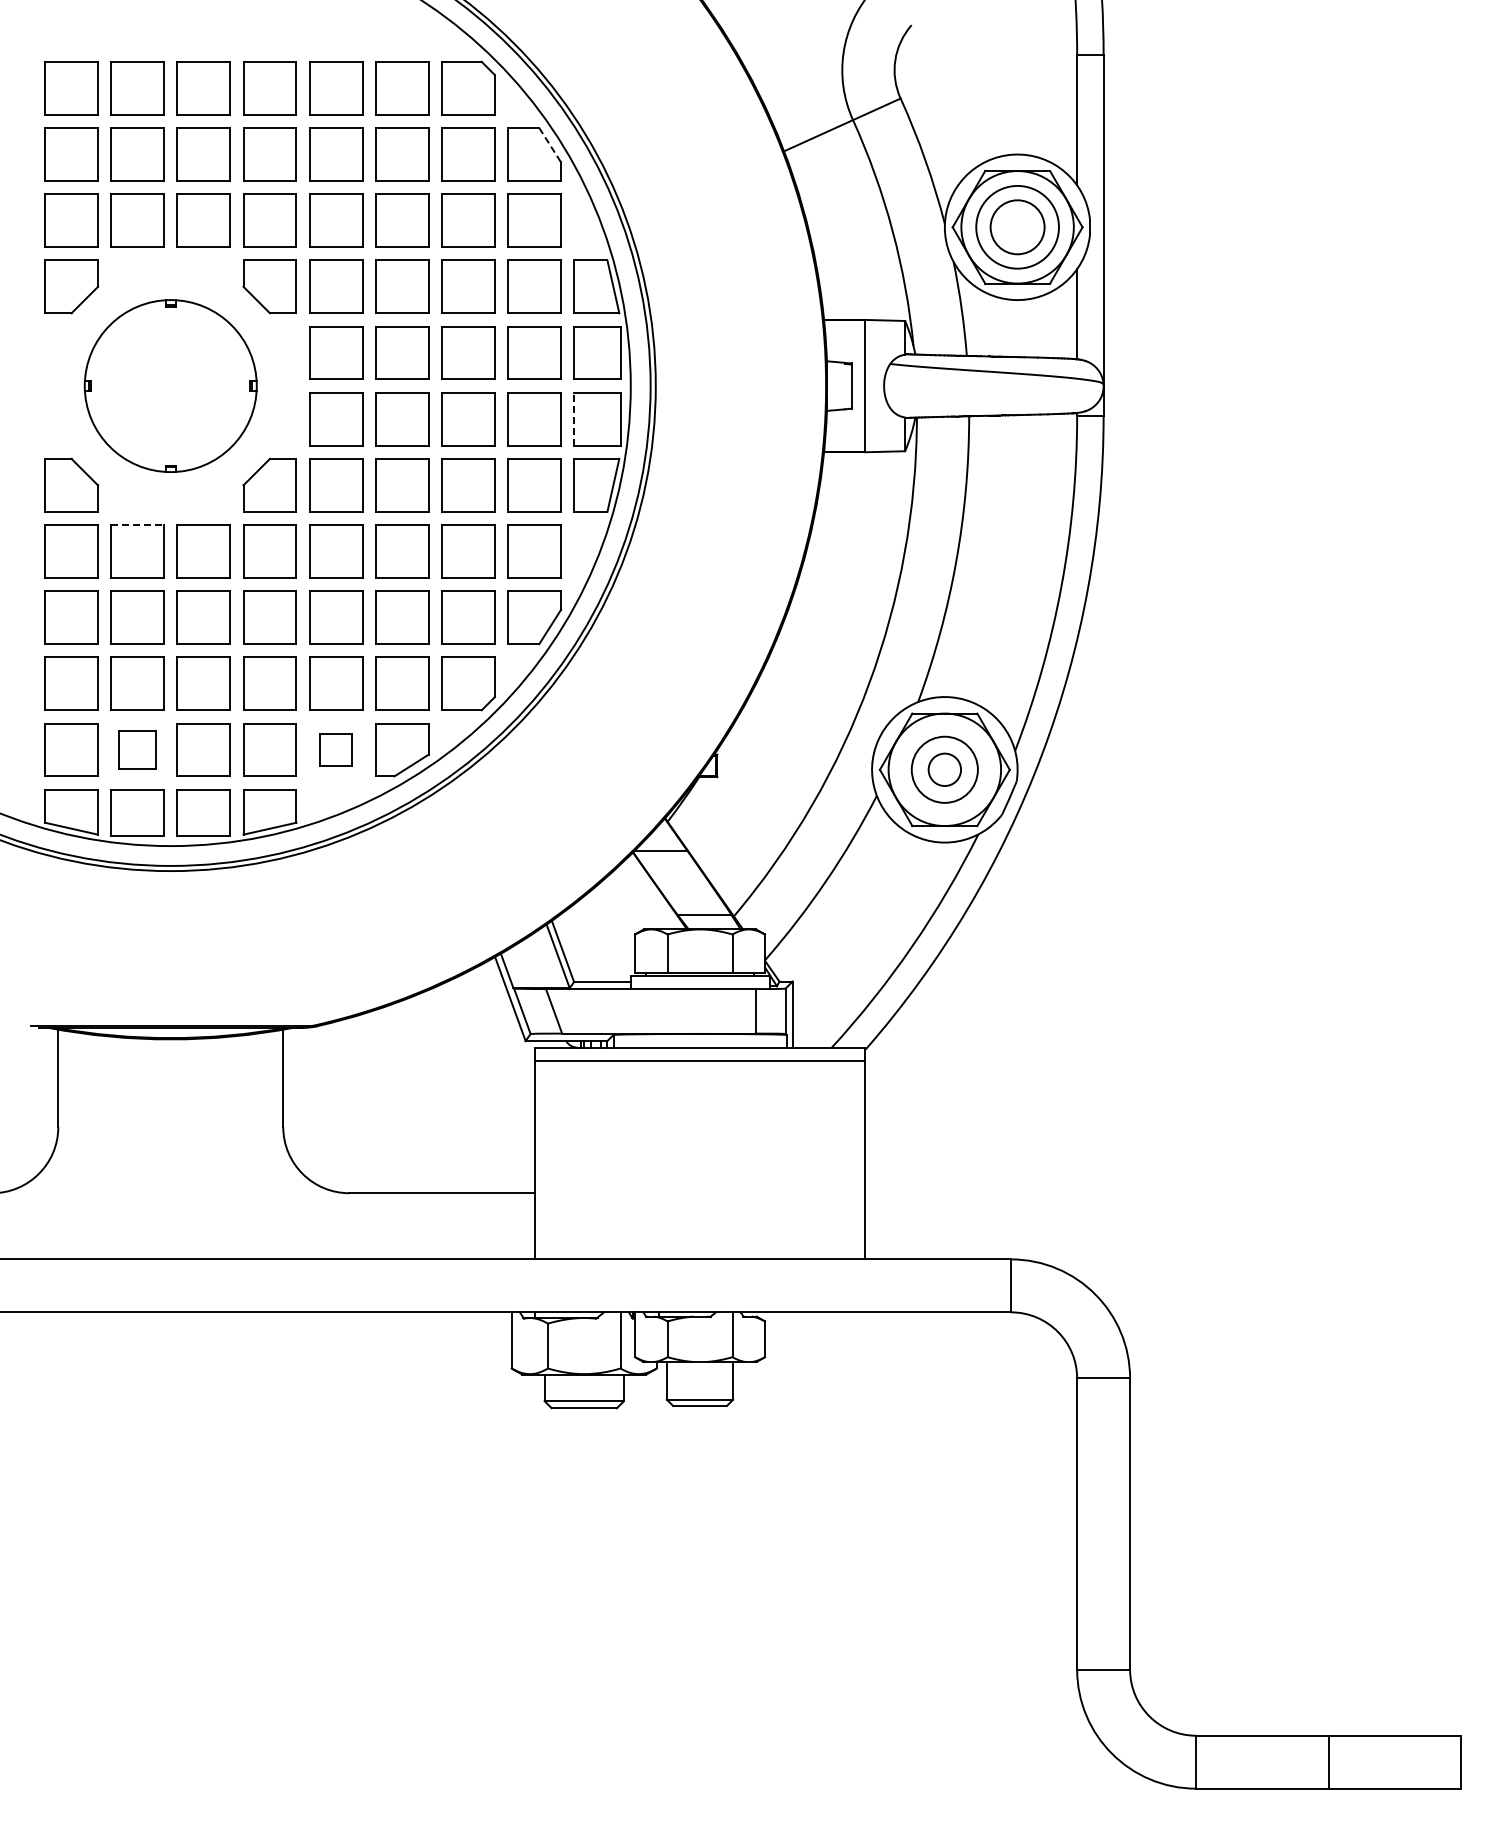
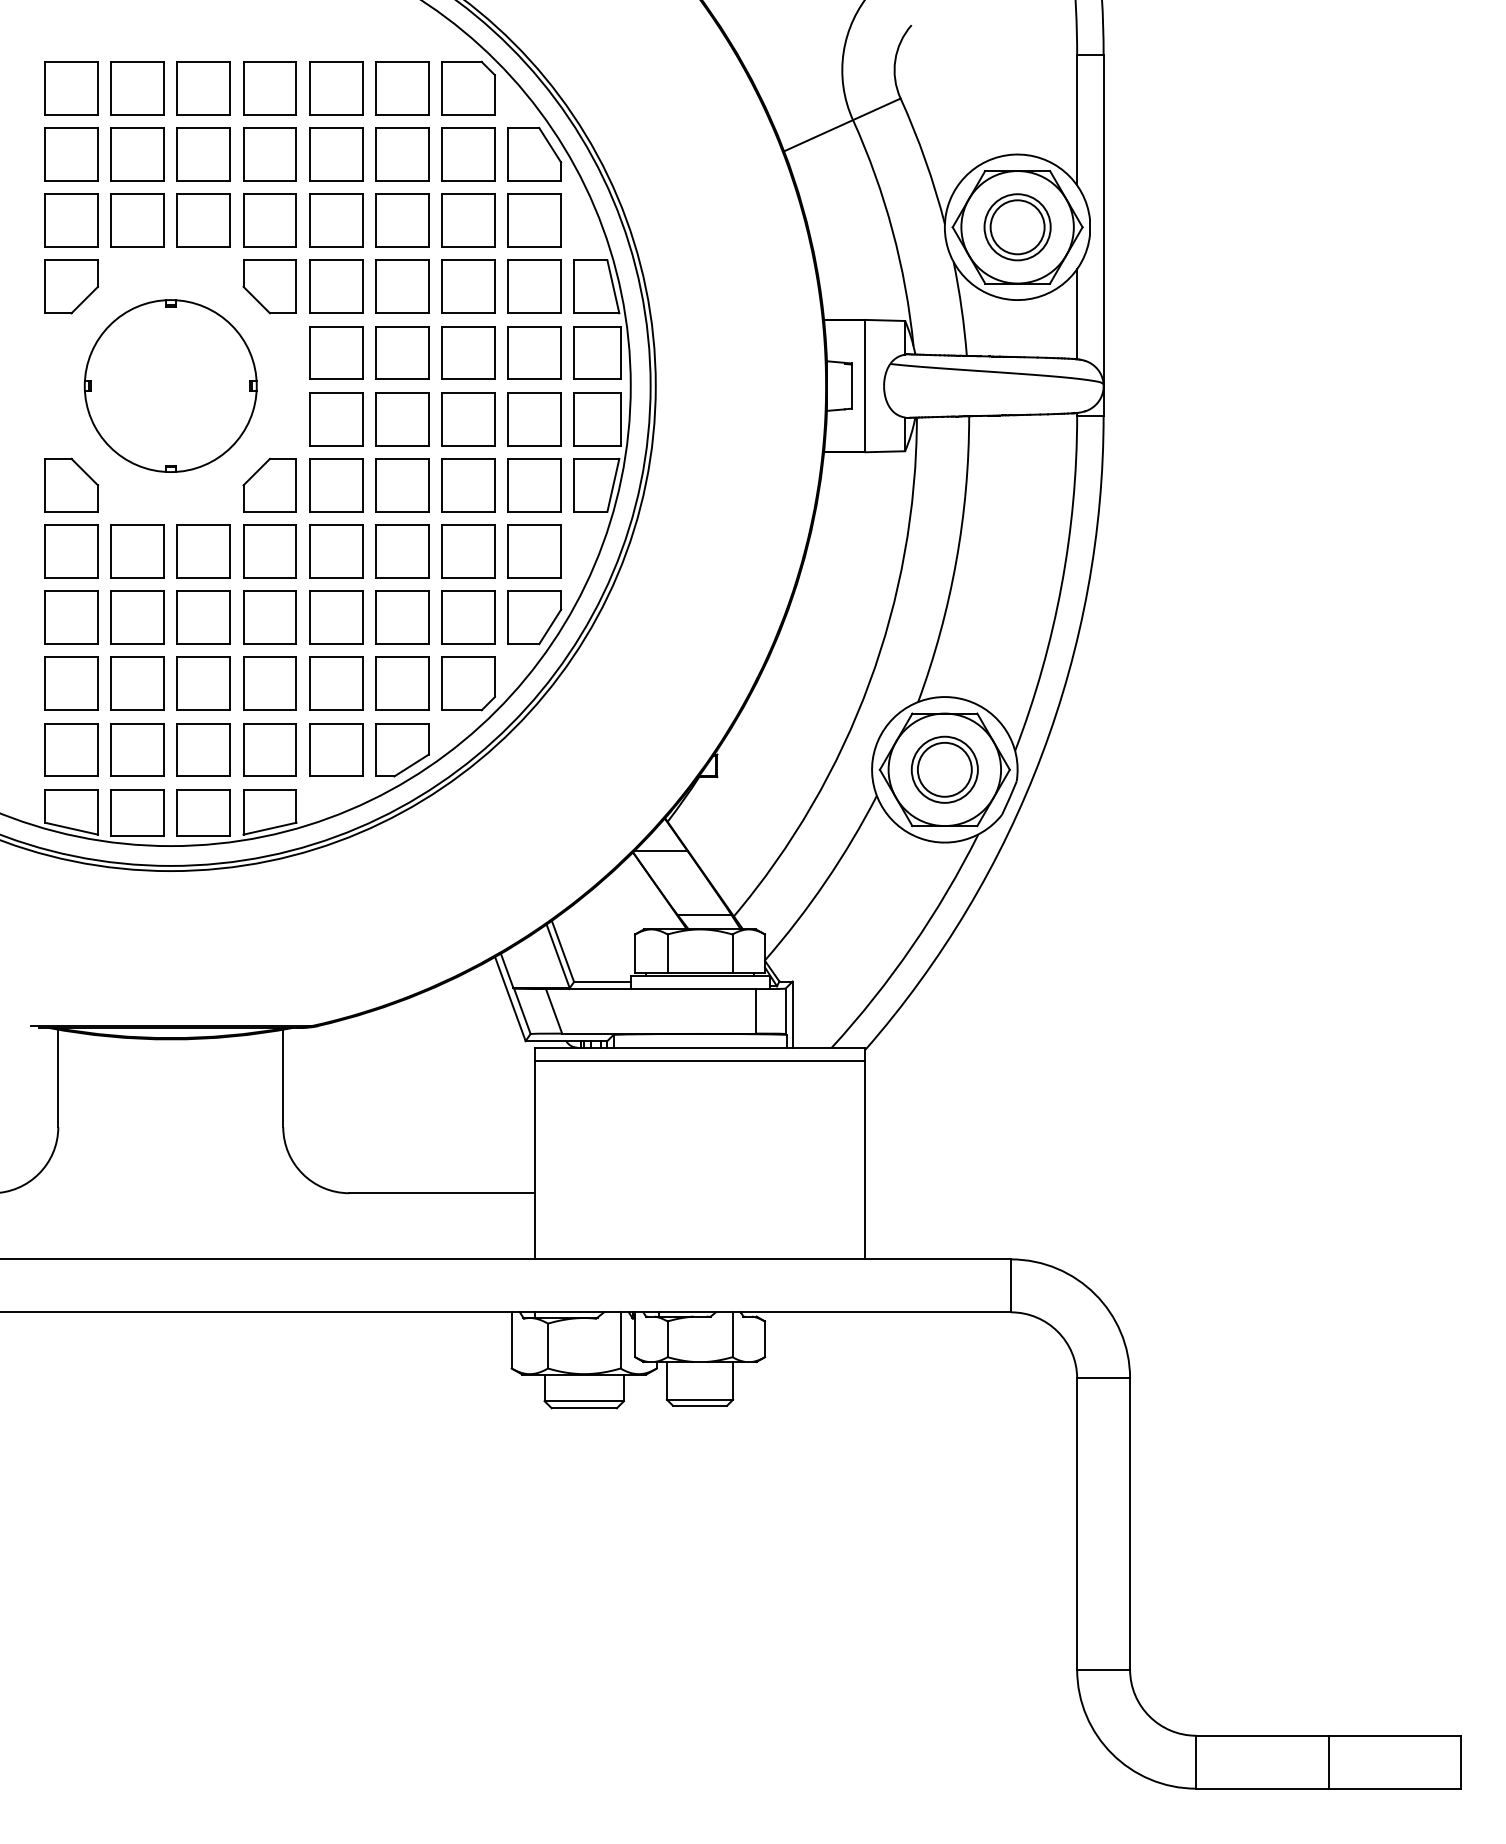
line: dashed -> solid (550, 145)
circle diameter: 83 px -> 66 px (1017, 227)
line: dashed -> solid (574, 418)
line: dashed -> solid (138, 525)
part size: 39x40 px -> 55x54 px (137, 749)
part size: 34x34 px -> 55x54 px (336, 749)
circle diameter: 32 px -> 54 px (944, 769)
